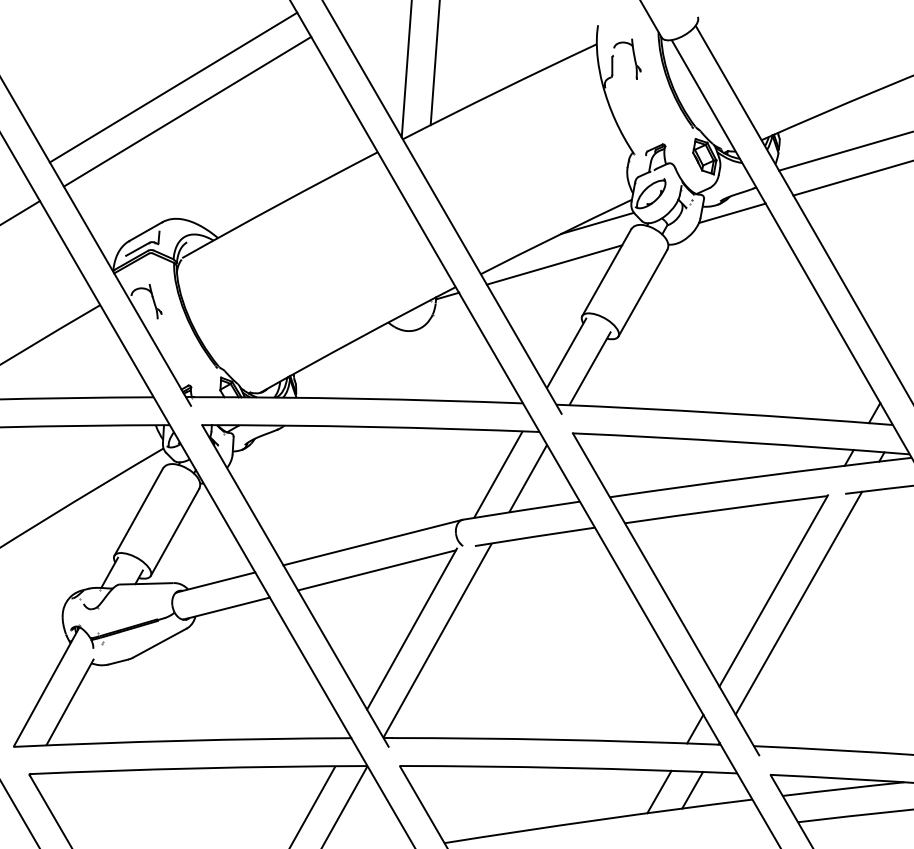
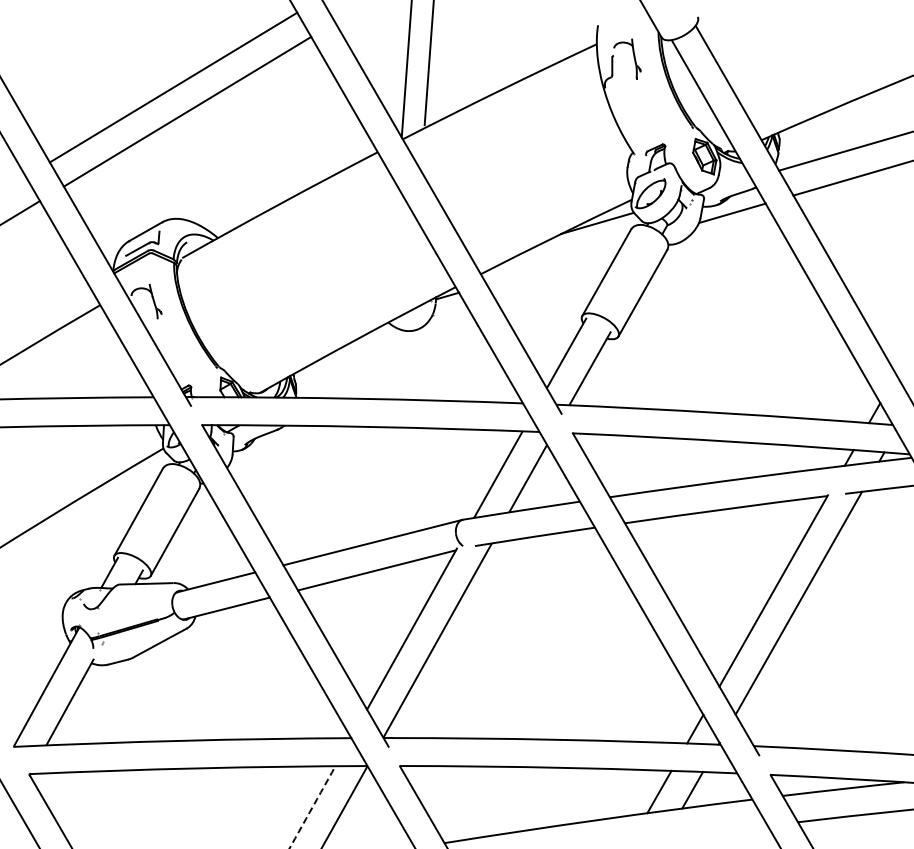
line position: (434, 63) -> (428, 63) (428, 63)
line: present -> none (554, 264)
line: solid -> dashed (312, 807)
